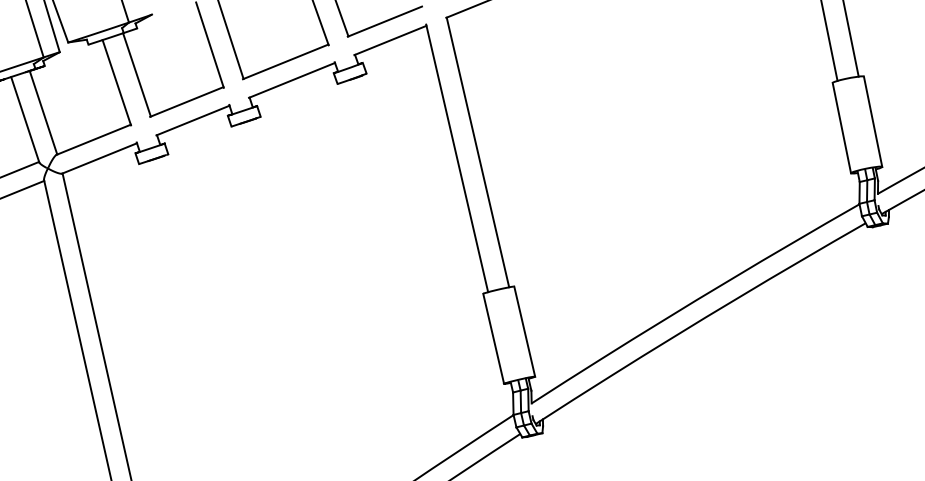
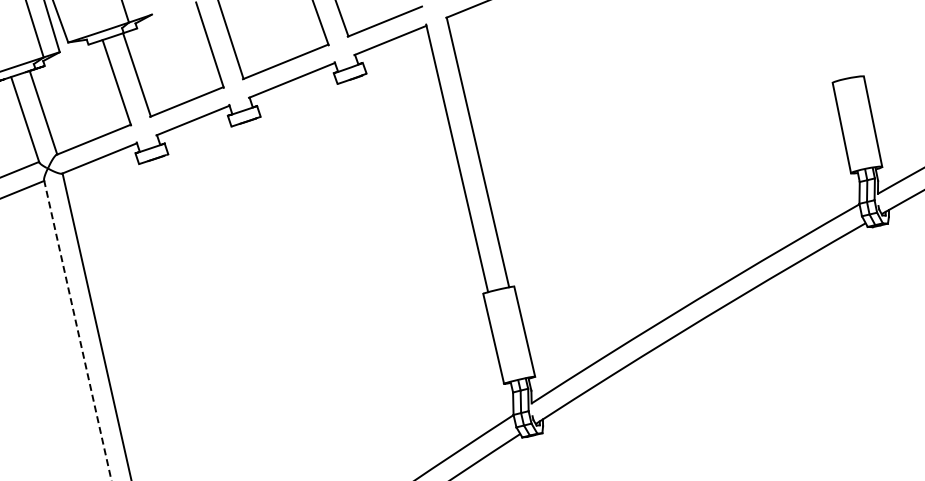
line: present -> none (850, 39)
line: present -> none (829, 41)
line: solid -> dashed (77, 330)
